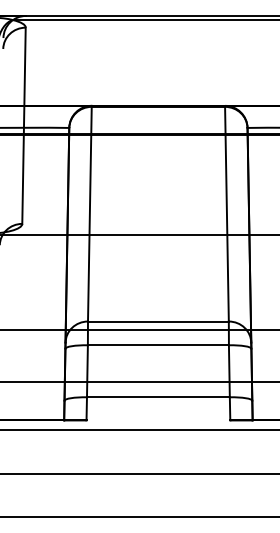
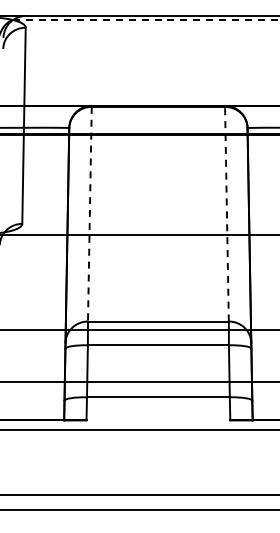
line: solid -> dashed (146, 20)
line: solid -> dashed (226, 213)
line: solid -> dashed (89, 214)
line position: (139, 473) -> (139, 494) (139, 494)
line position: (139, 517) -> (139, 510) (139, 510)
